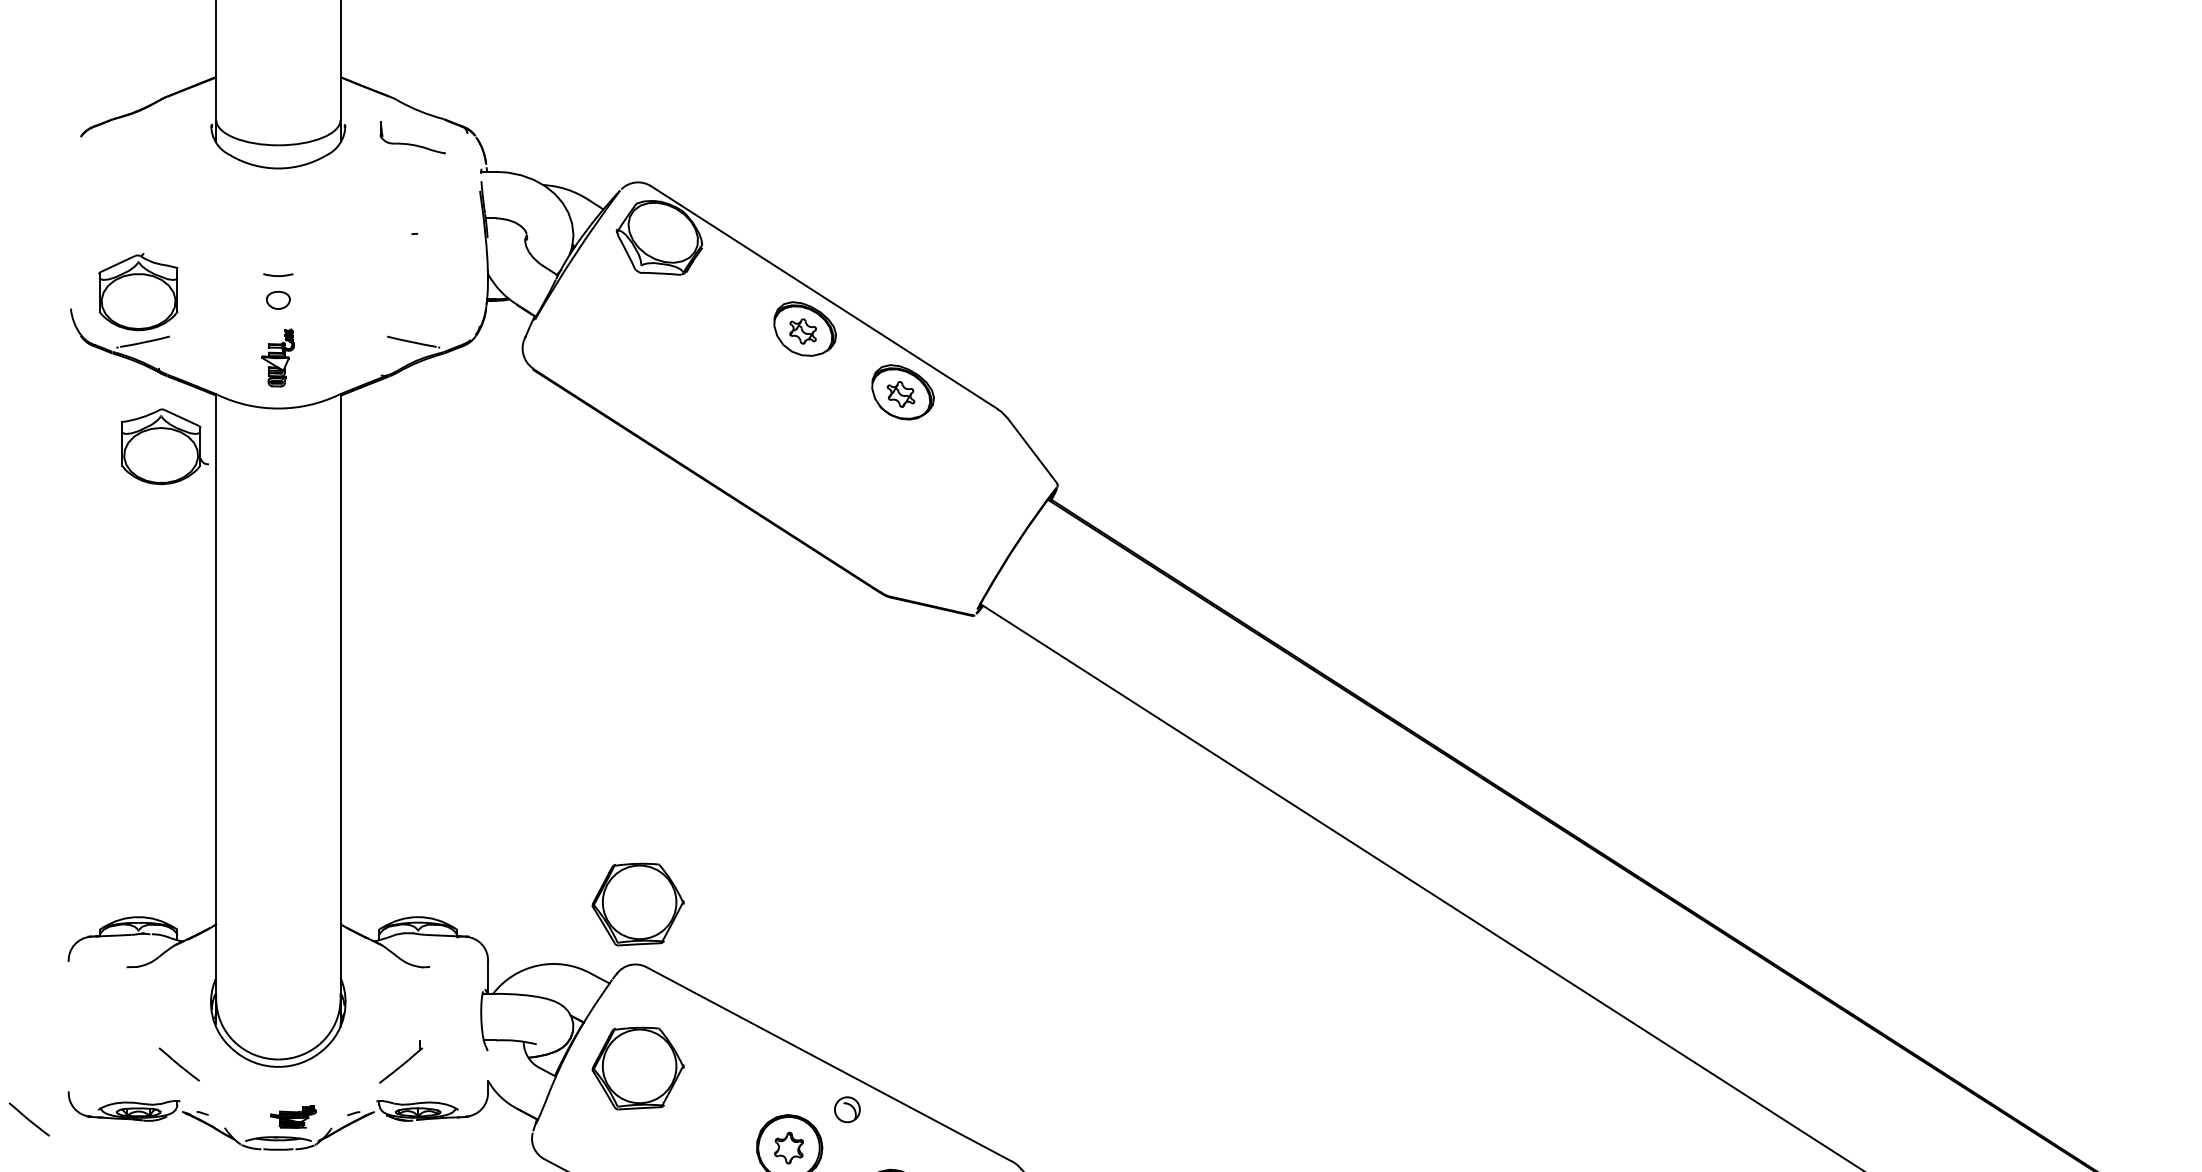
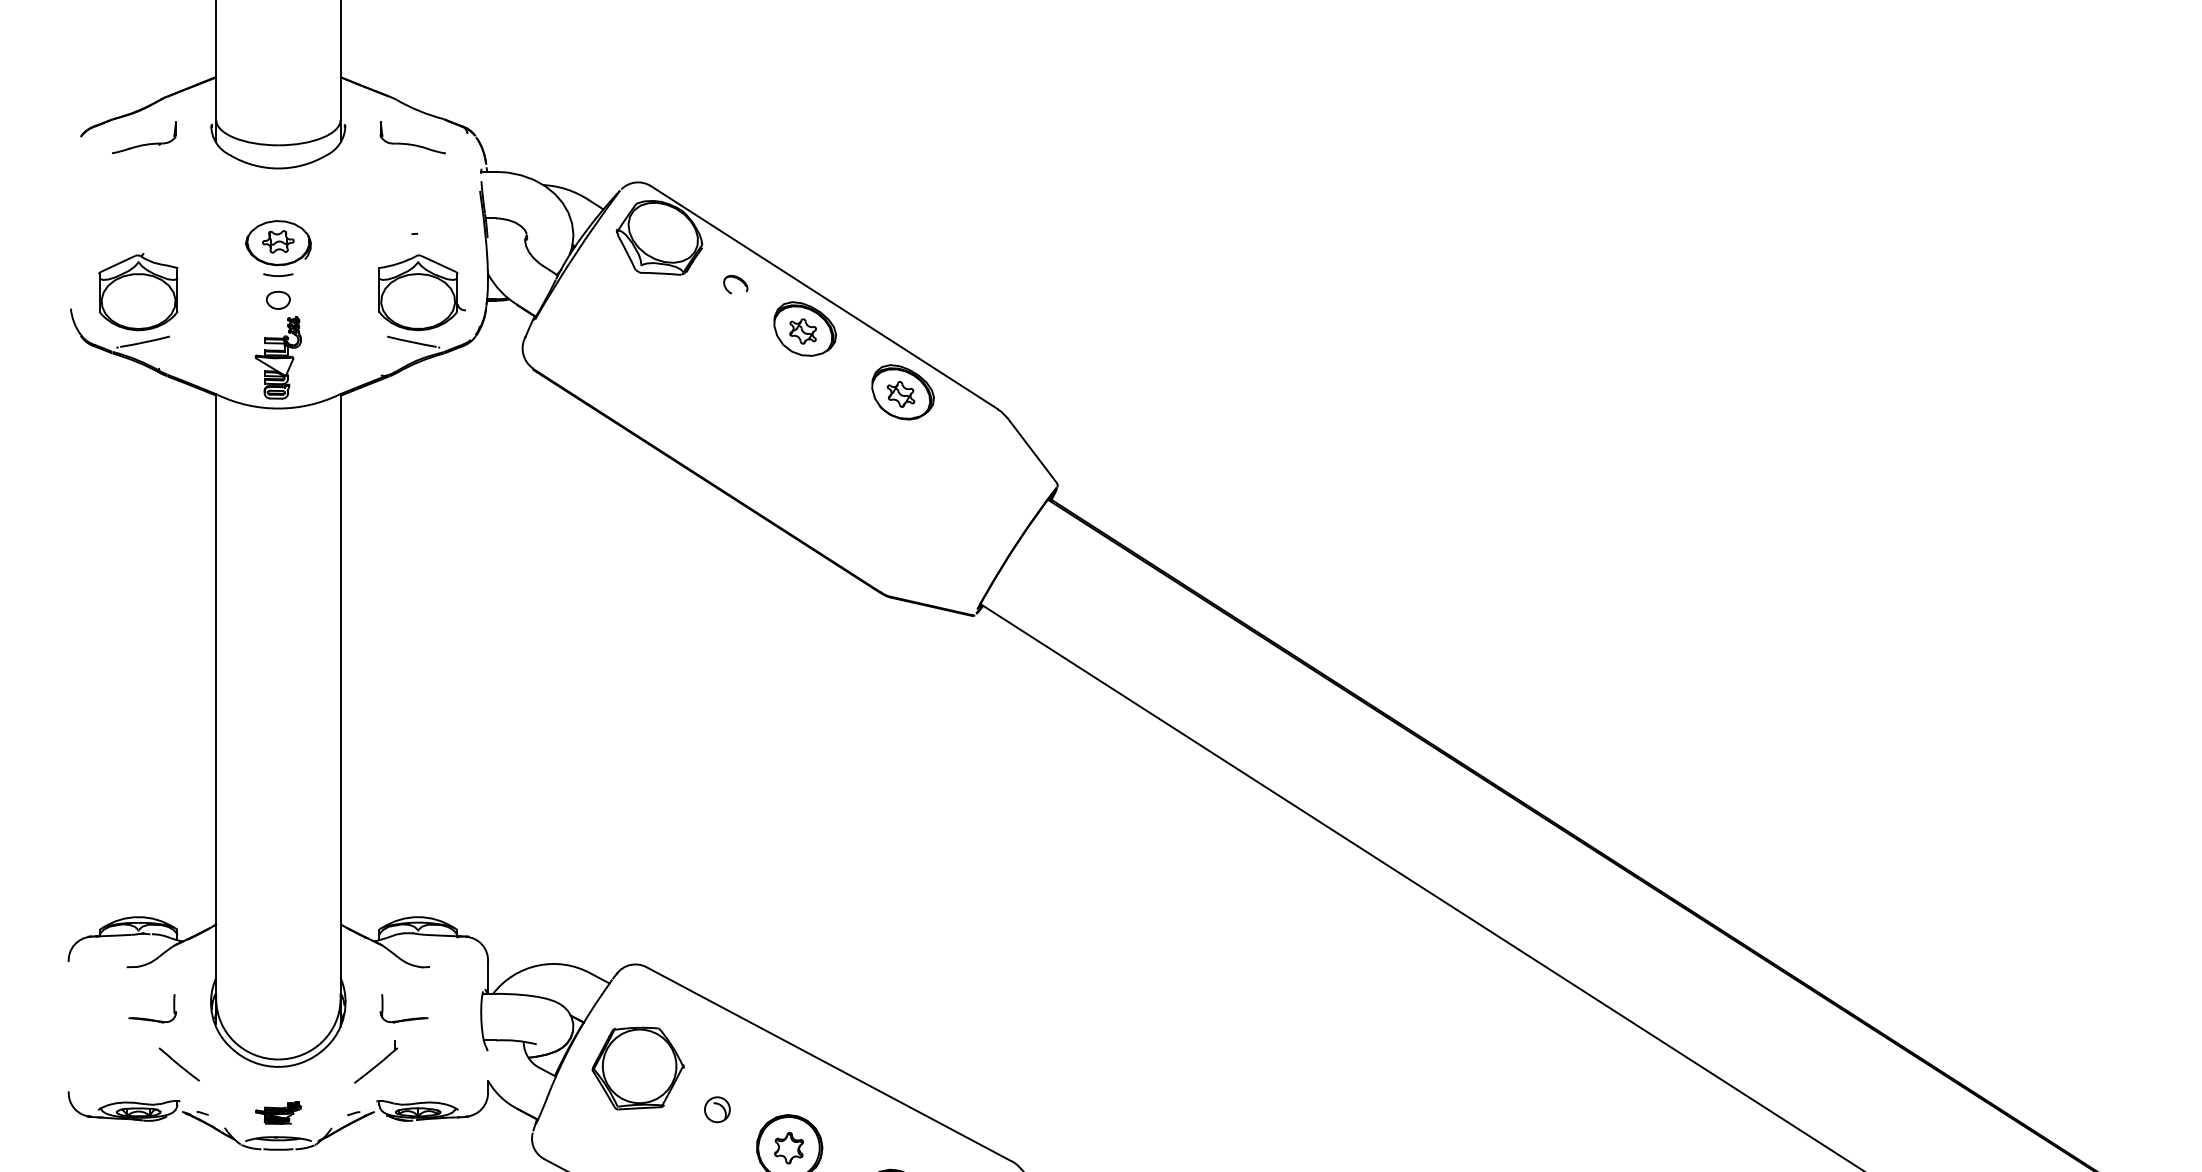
part: none -> present (146, 143)
part: none -> present (278, 243)
part: none -> present (735, 284)
part size: 34x60 px -> 48x84 px (277, 357)
part position: (164, 446) -> (421, 292) (421, 292)
part: present -> none (637, 904)
part: none -> present (149, 1018)
part: none -> present (407, 1018)
part position: (400, 1061) -> (375, 1061) (375, 1061)
part position: (847, 1109) -> (717, 1109) (717, 1109)
part position: (293, 1116) -> (278, 1112) (278, 1112)
line: present -> none (28, 1119)
